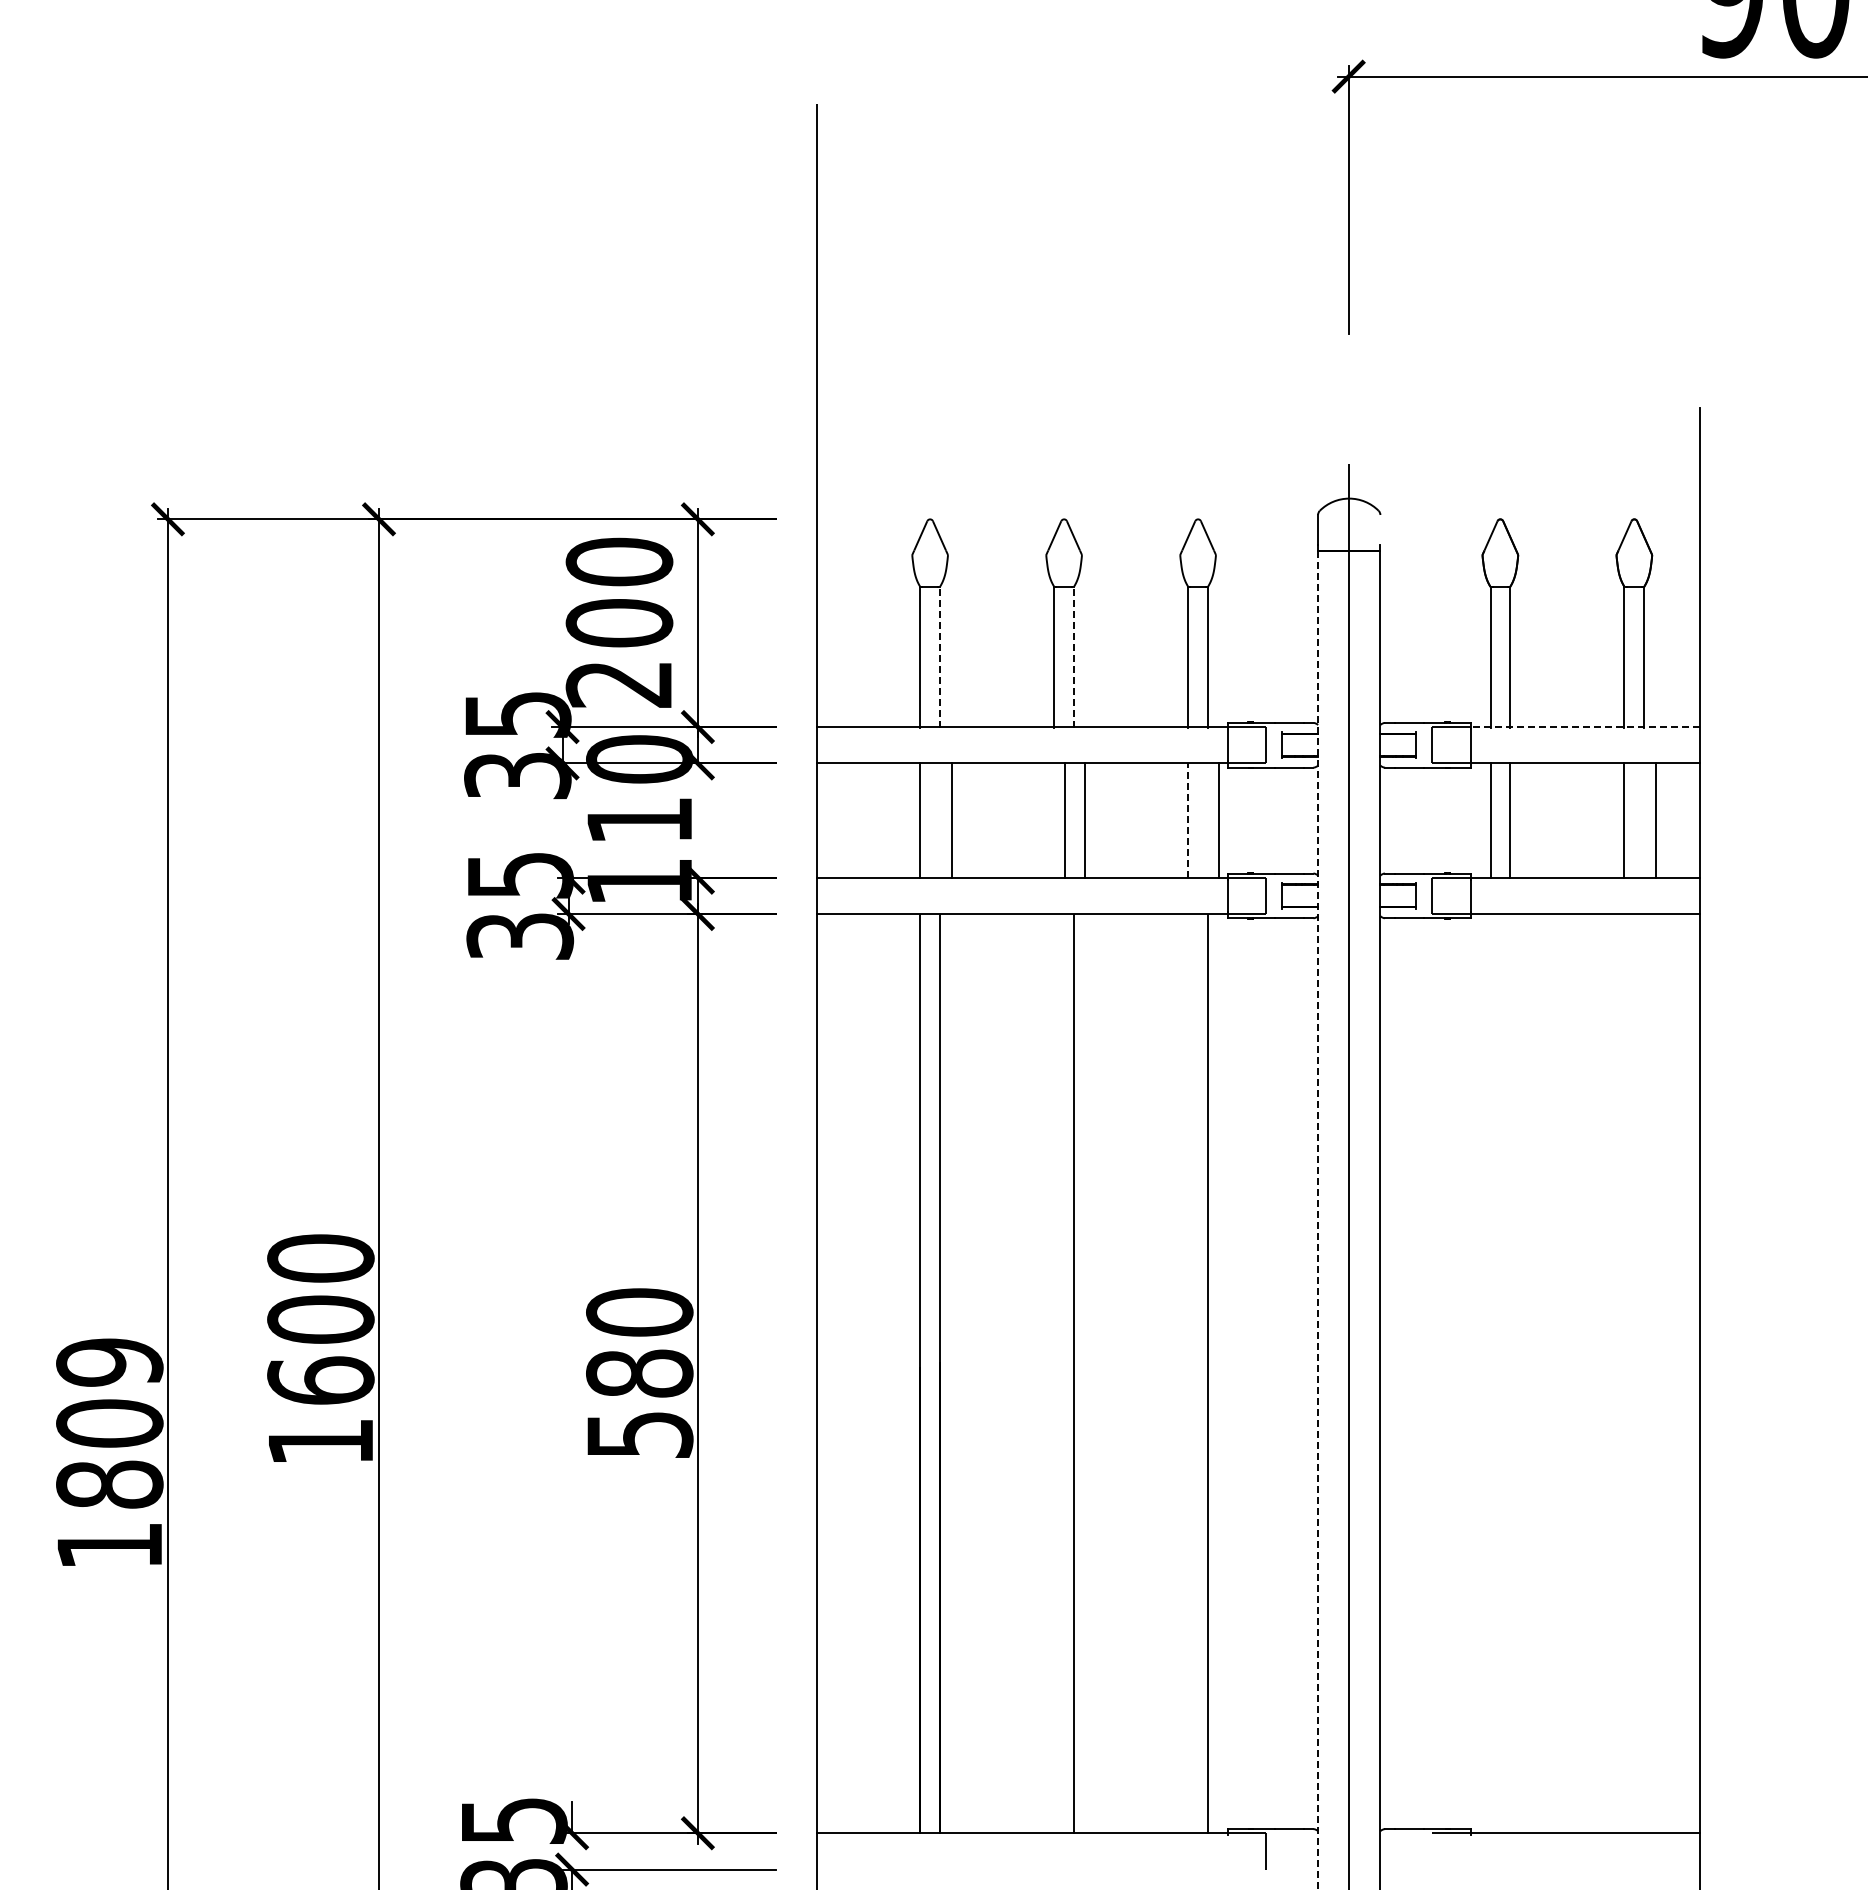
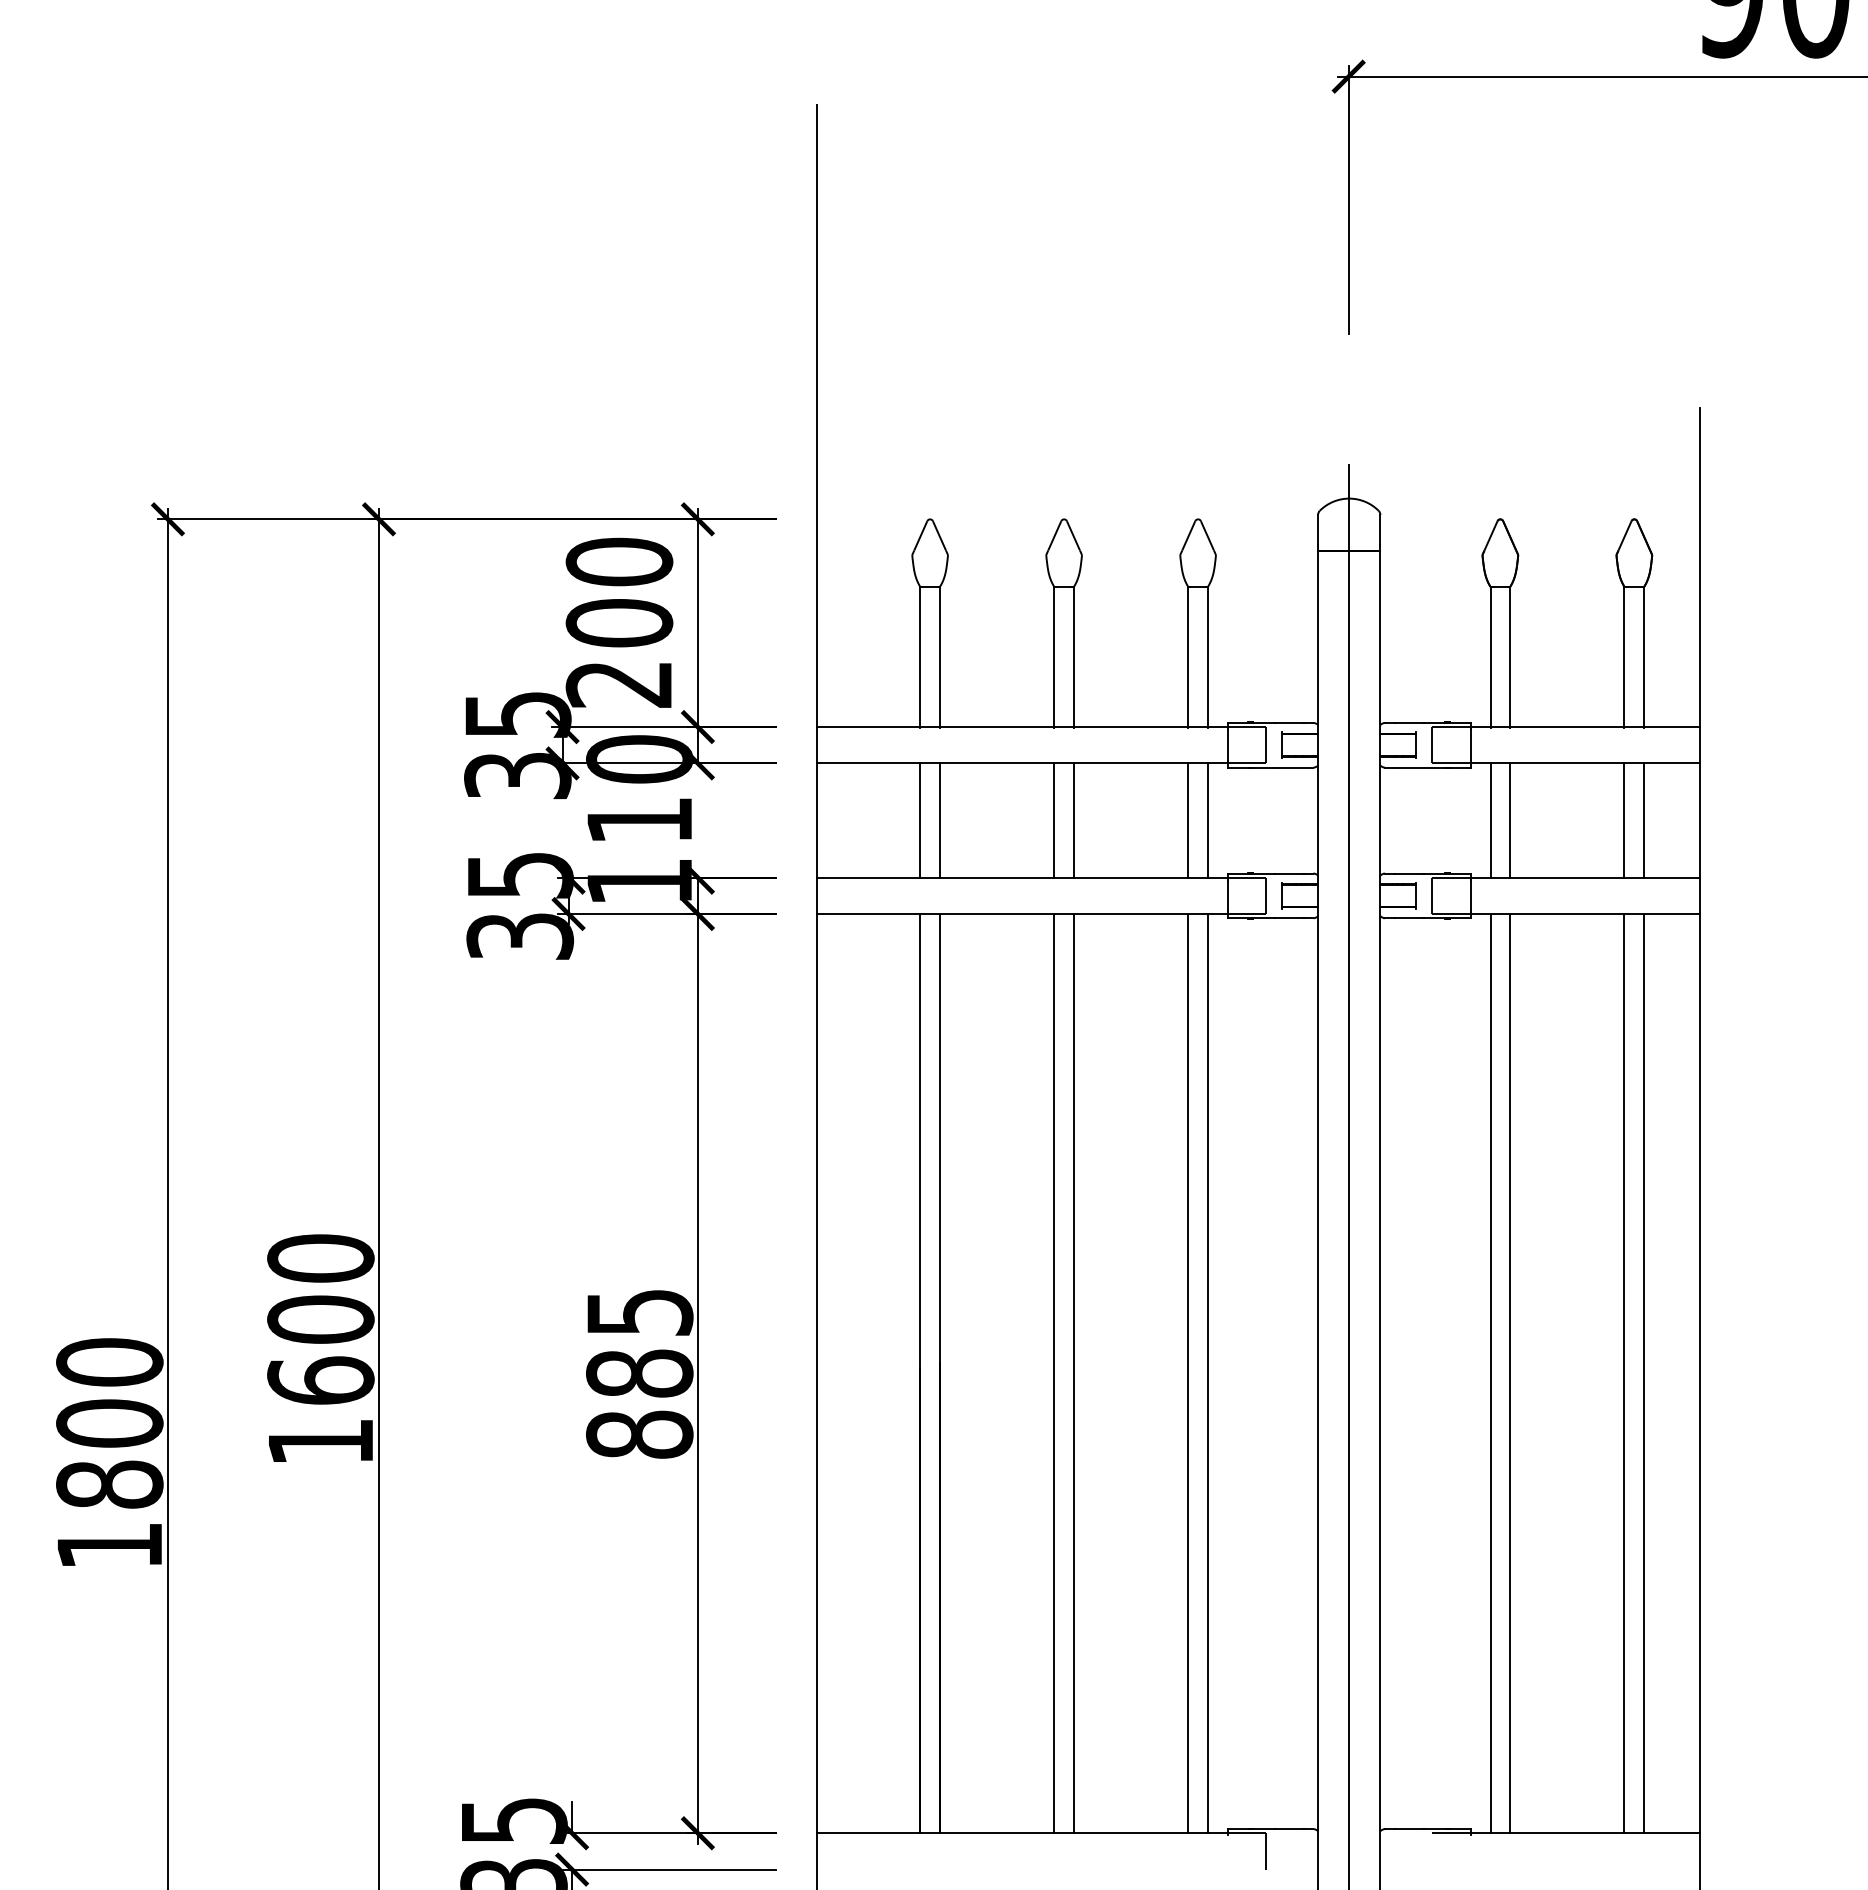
line: none -> present (1380, 530)
line: dashed -> solid (940, 656)
line: dashed -> solid (1073, 656)
line: dashed -> solid (1585, 727)
line position: (952, 820) -> (940, 820) (940, 820)
line position: (1065, 820) -> (1054, 820) (1054, 820)
line position: (1084, 820) -> (1073, 820) (1073, 820)
line: dashed -> solid (1188, 820)
line position: (1218, 820) -> (1207, 820) (1207, 820)
line position: (1656, 820) -> (1644, 820) (1644, 820)
line: dashed -> solid (1318, 1220)
text: 1809 -> 1800 (109, 1362)
text: 580 -> 885 (639, 1373)
line: none -> present (1054, 1373)
line: none -> present (1188, 1373)
line: none -> present (1490, 1373)
line: none -> present (1510, 1373)
line: none -> present (1624, 1373)
line: none -> present (1644, 1373)
